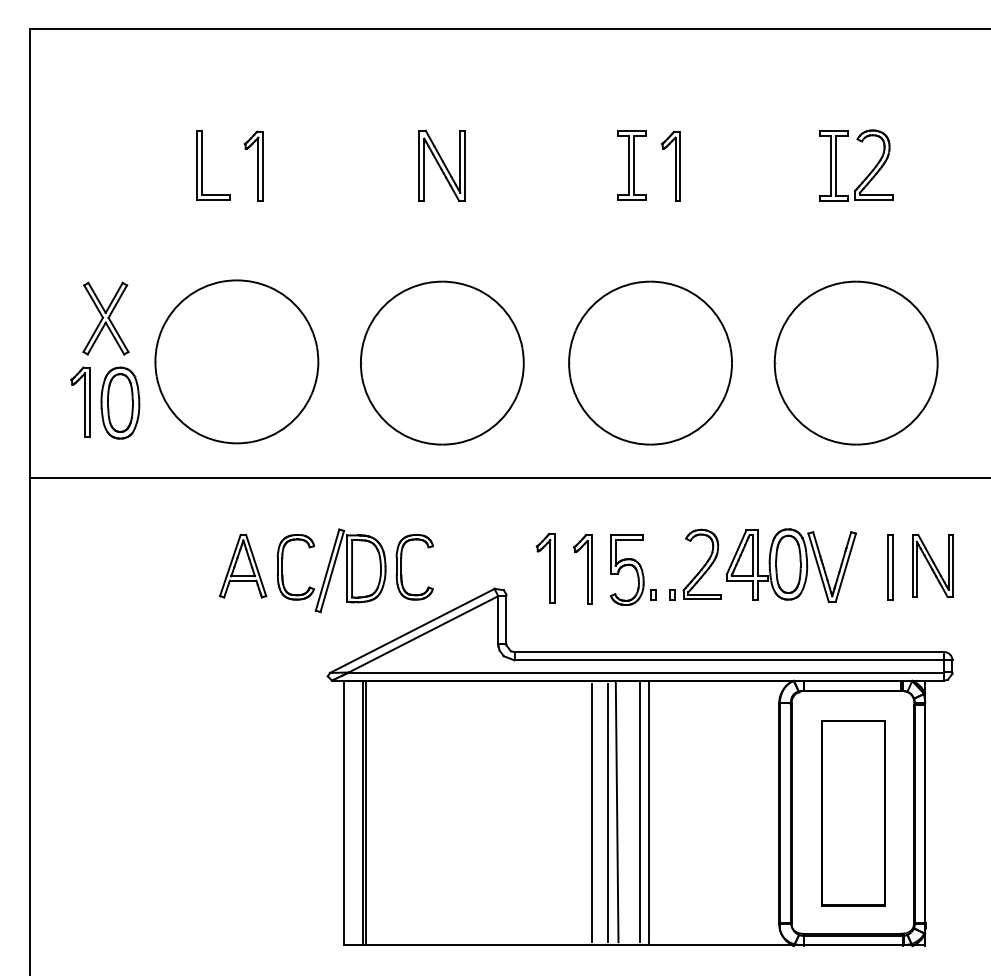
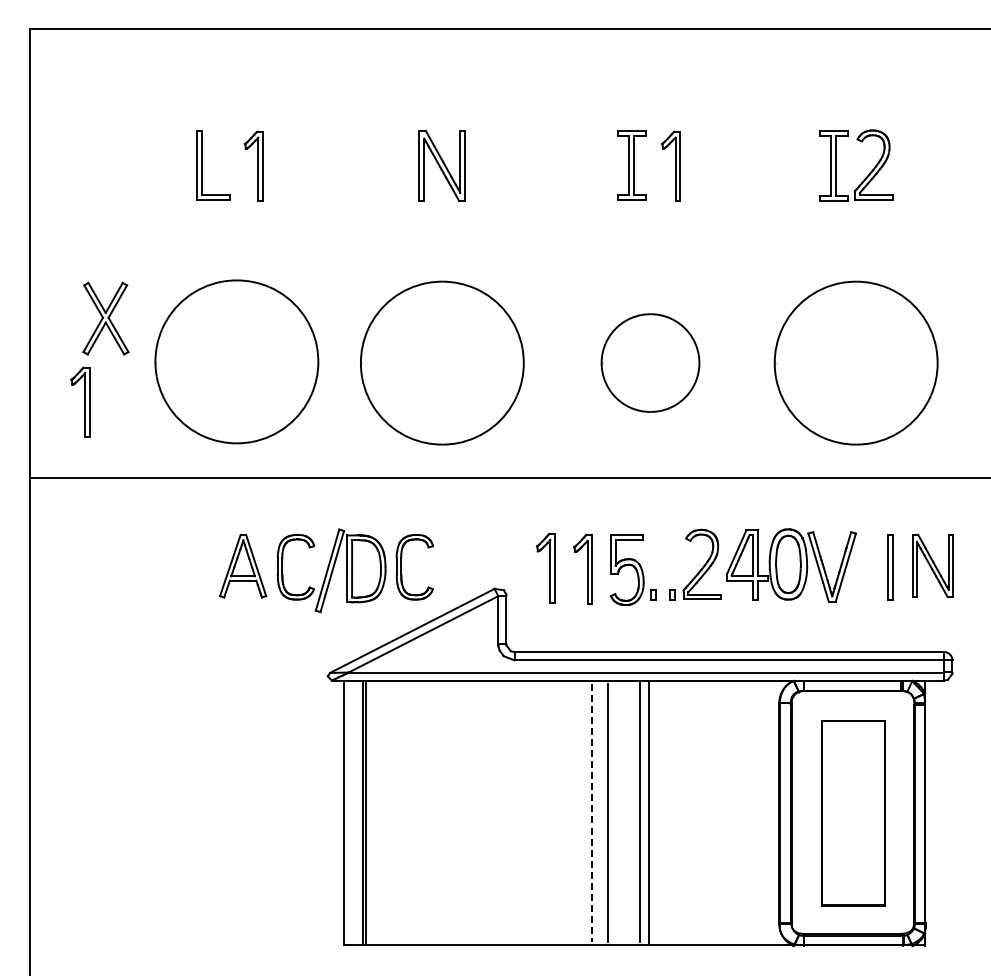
part size: 165x166 px -> 101x100 px (650, 362)
part: present -> none (120, 402)
line: present -> none (616, 811)
line: solid -> dashed (591, 813)
